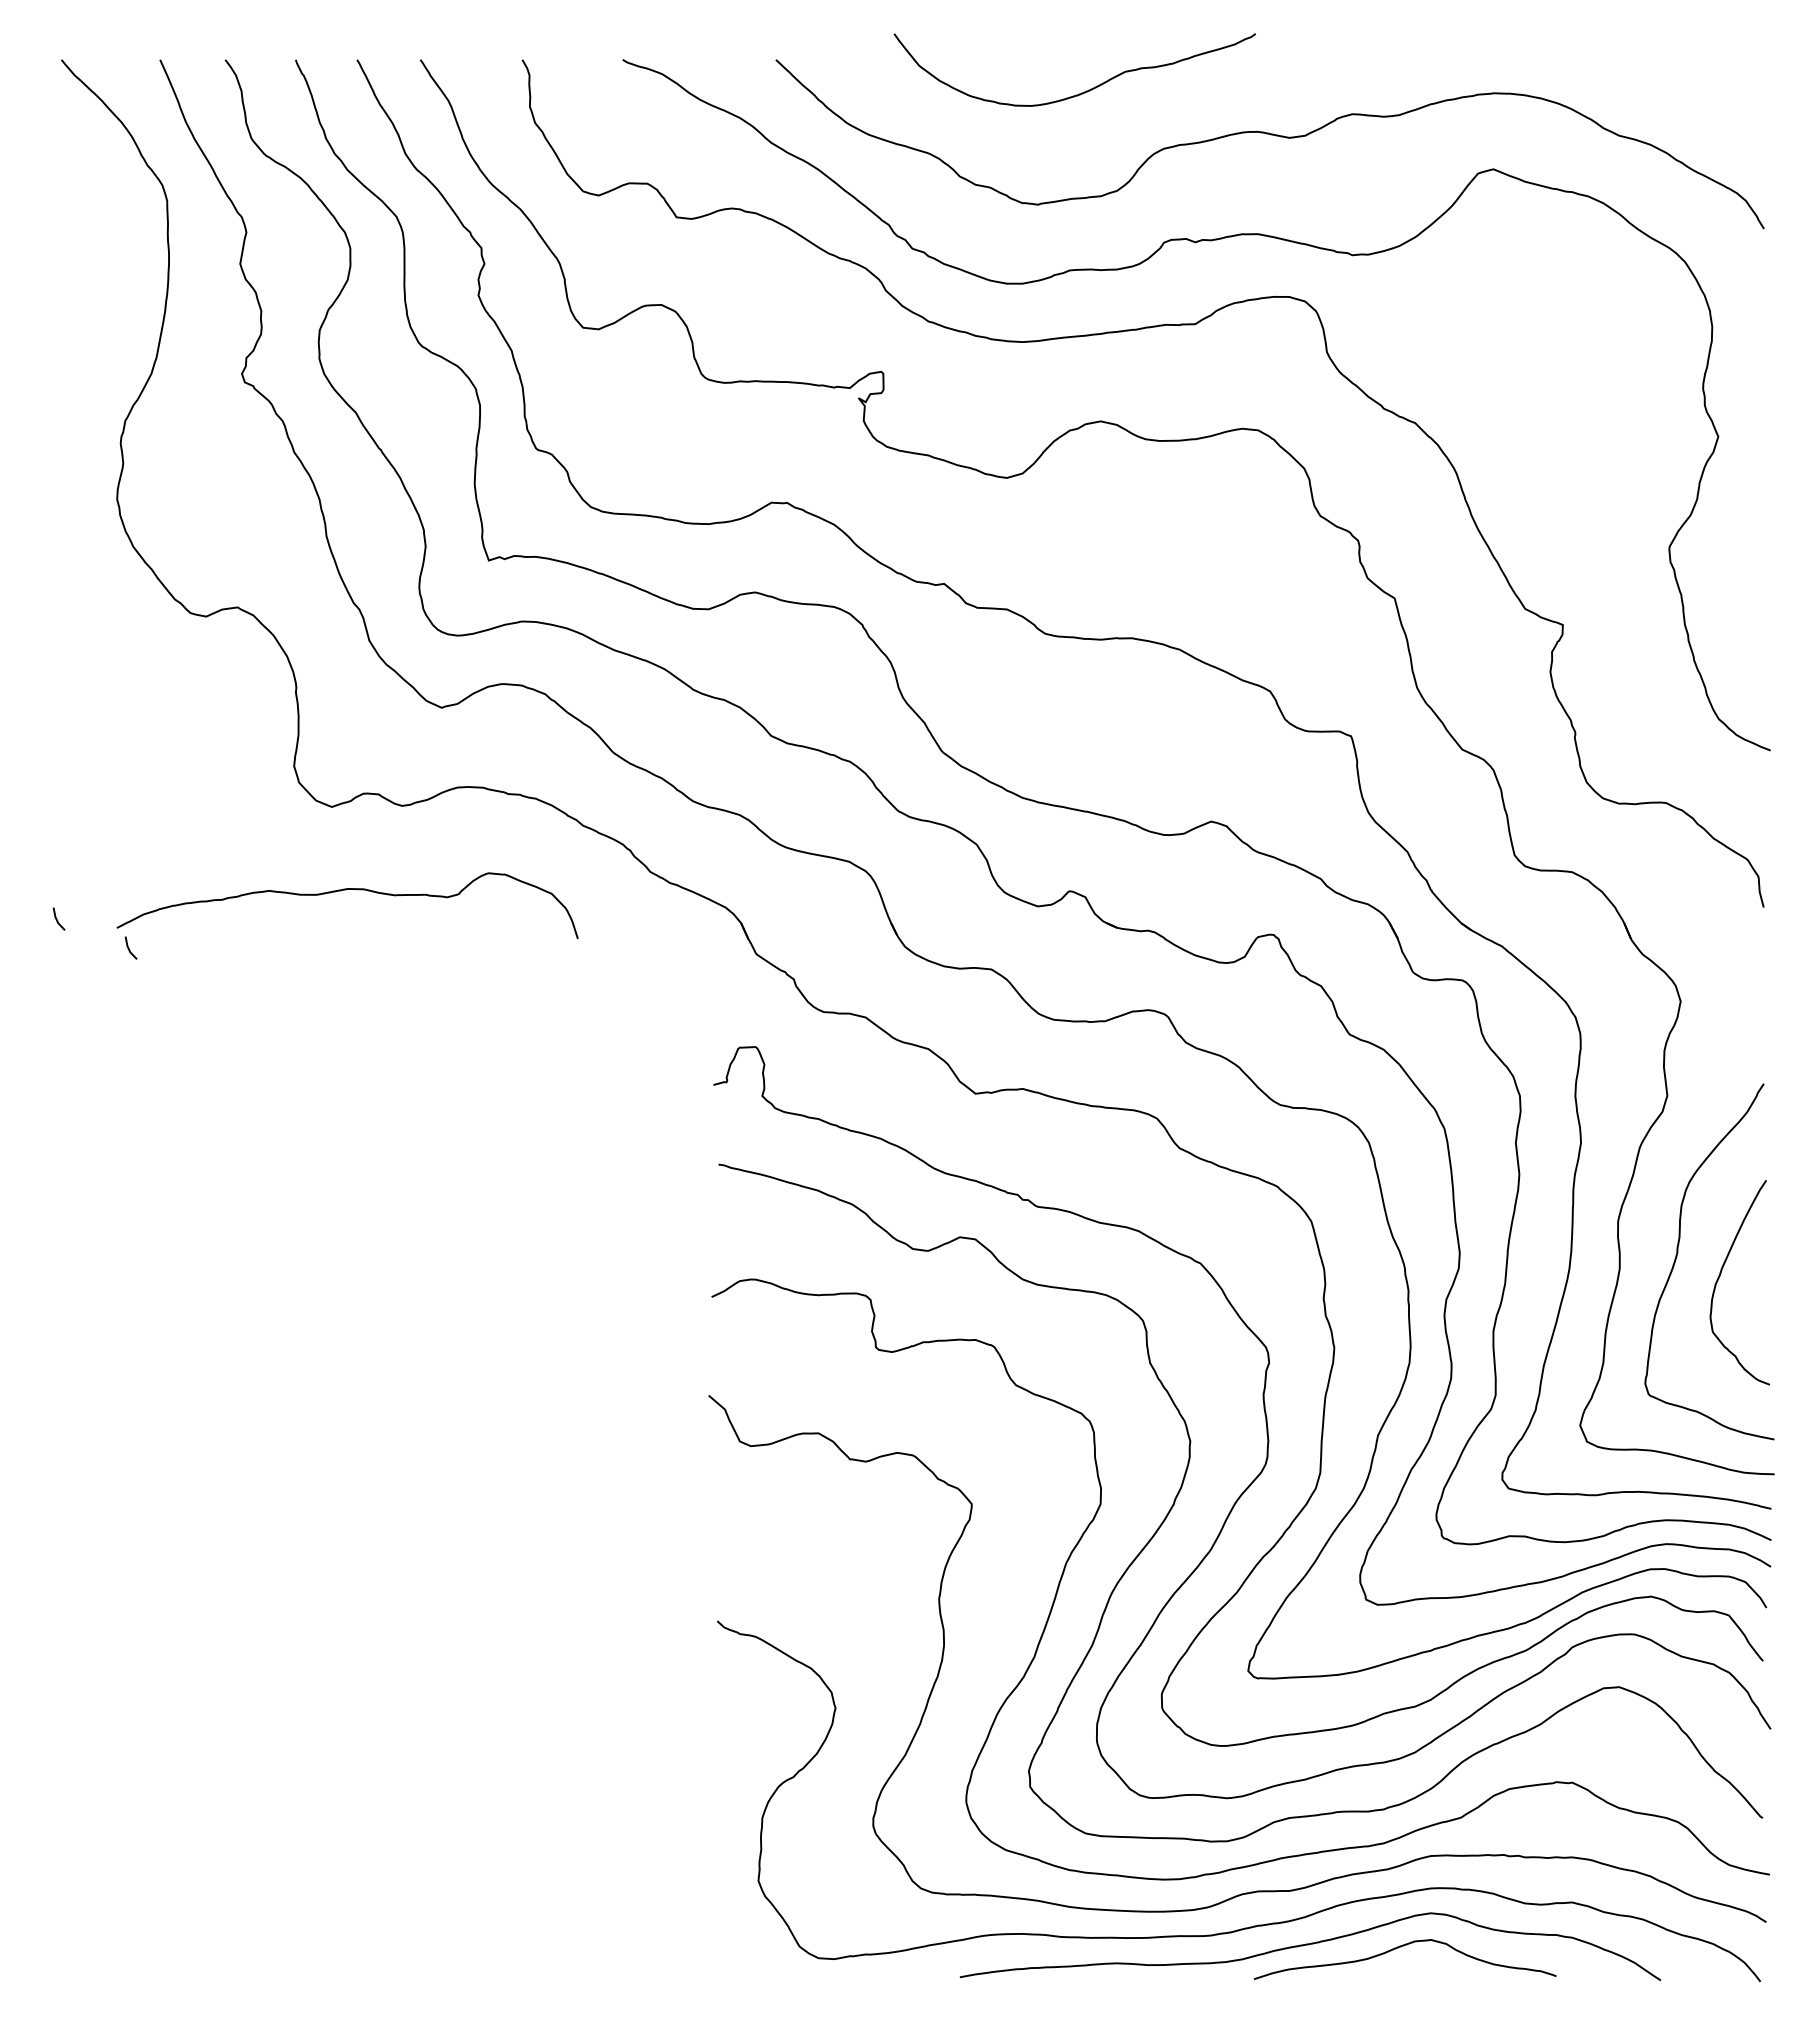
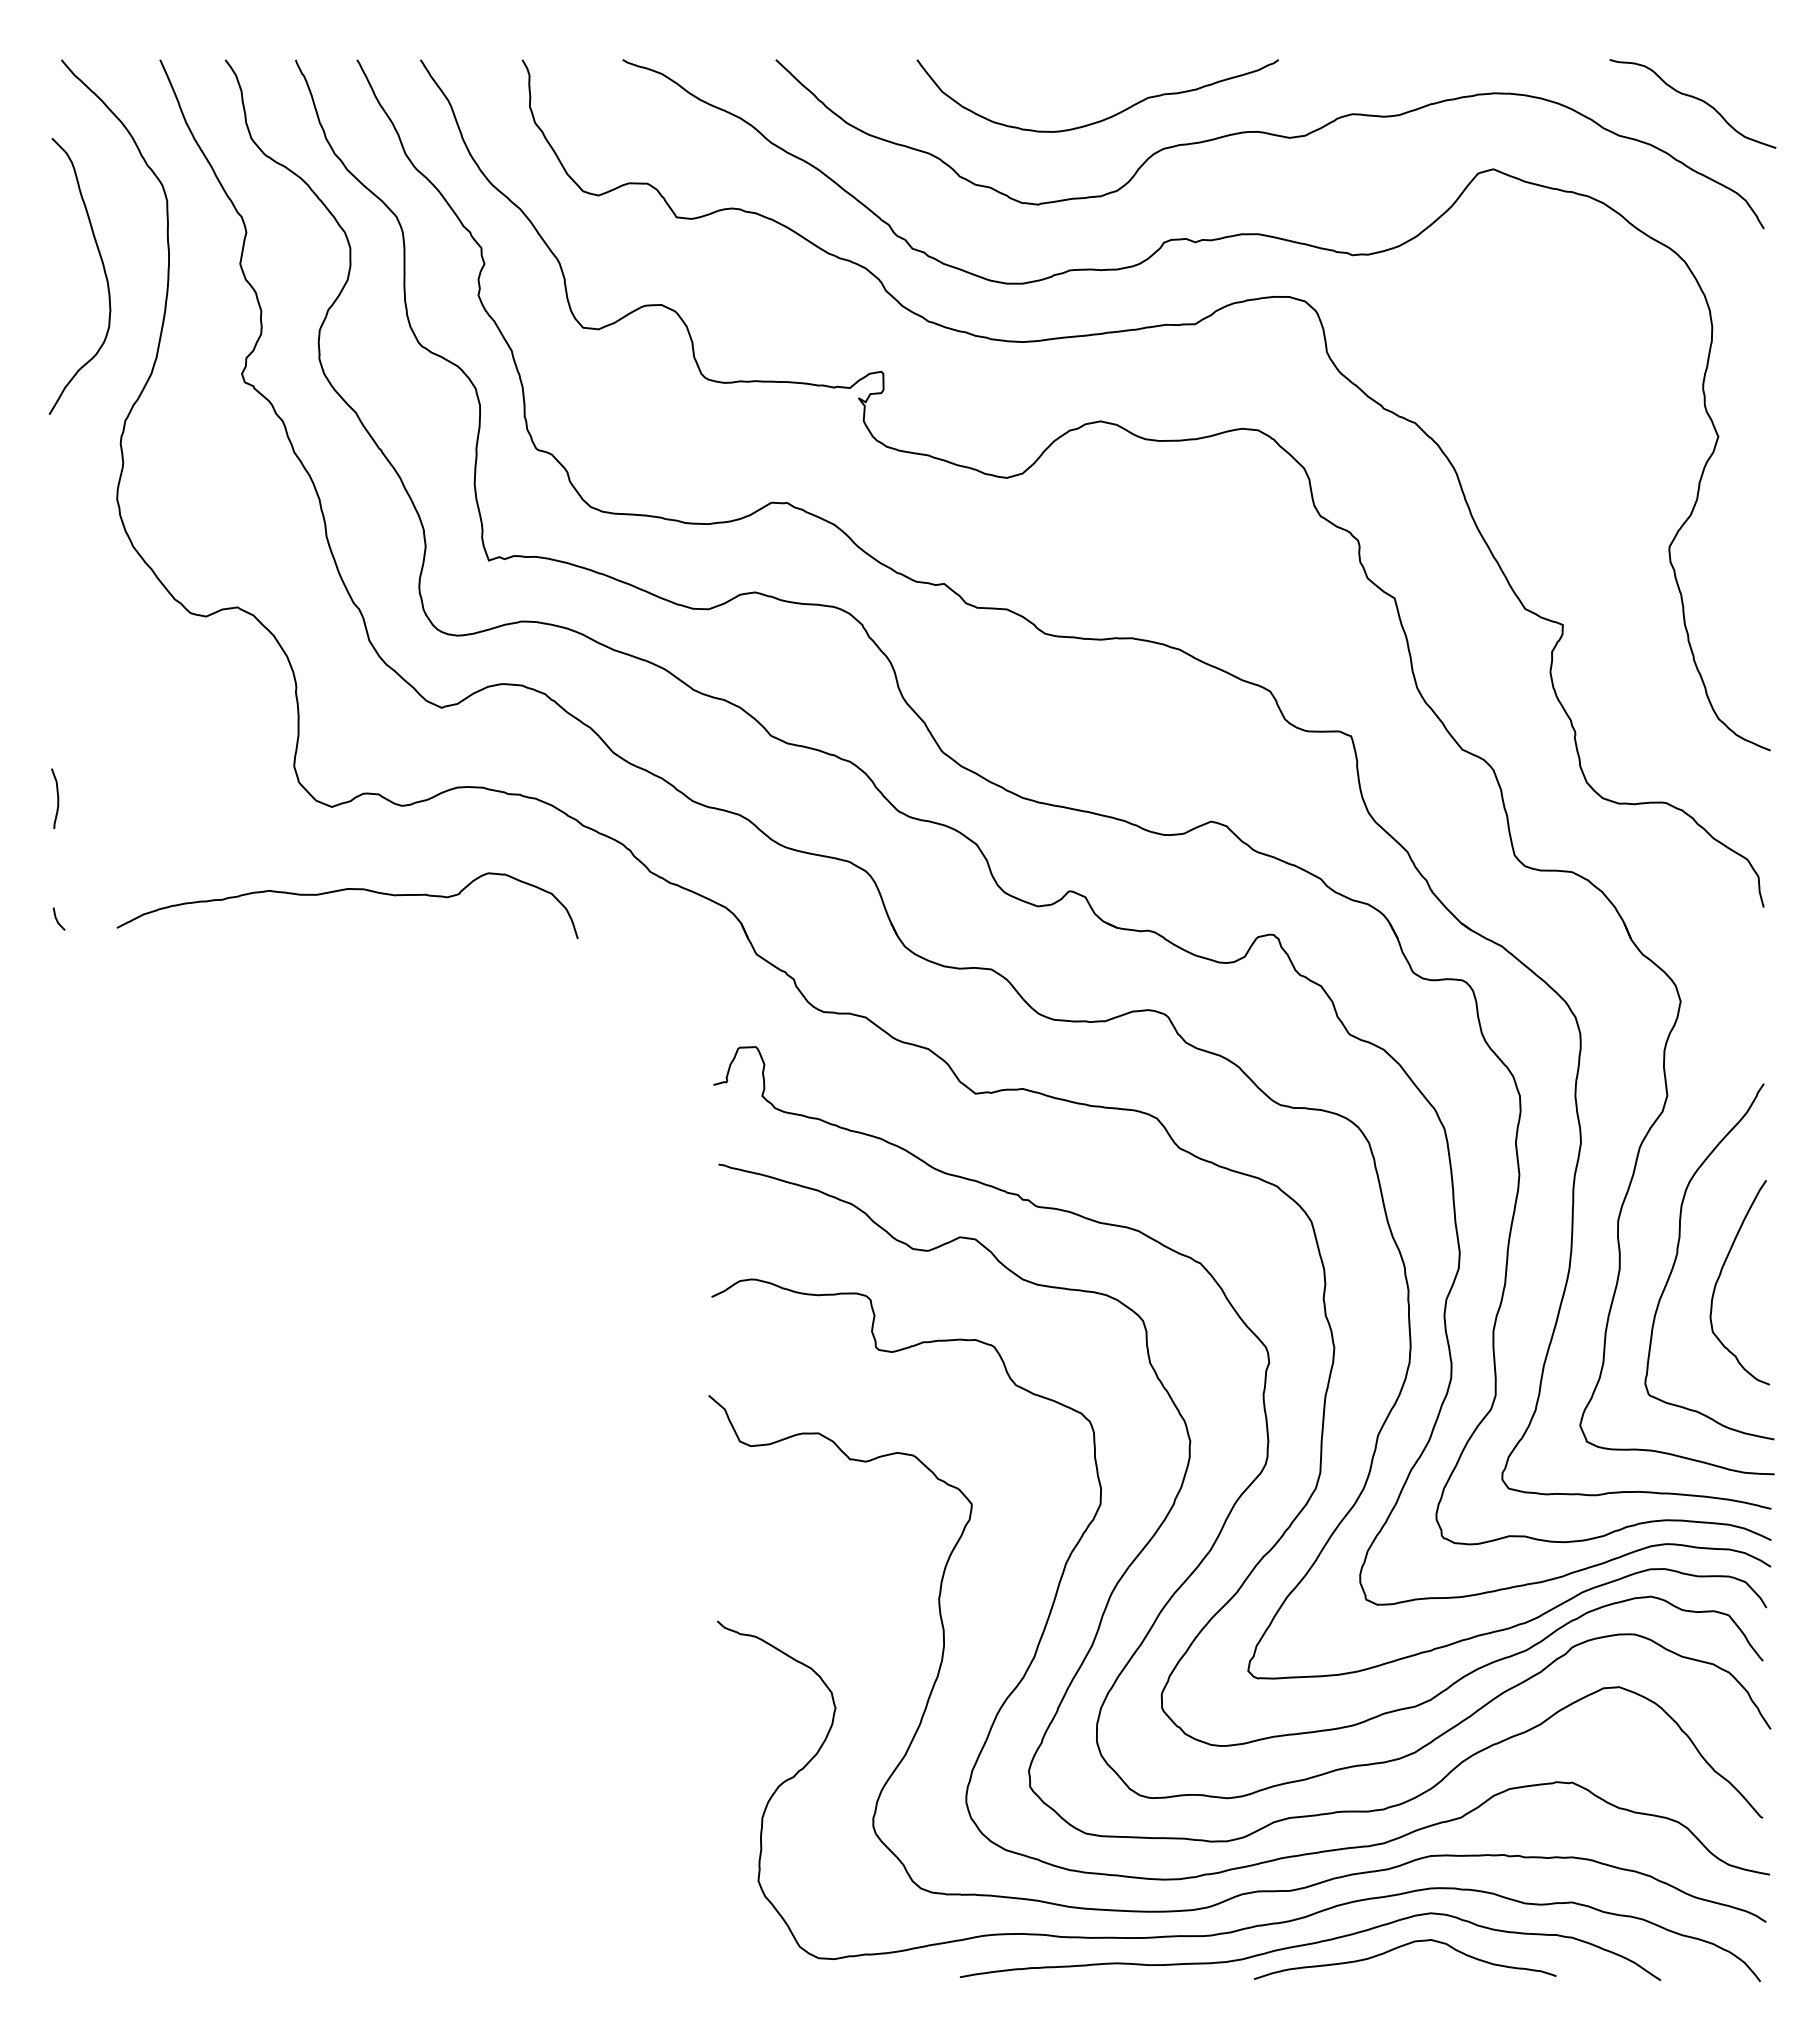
curve position: (1081, 92) -> (1104, 118) (1104, 118)
curve: none -> present (1693, 98)
curve: none -> present (103, 270)
curve: none -> present (57, 798)
line: present -> none (129, 947)
